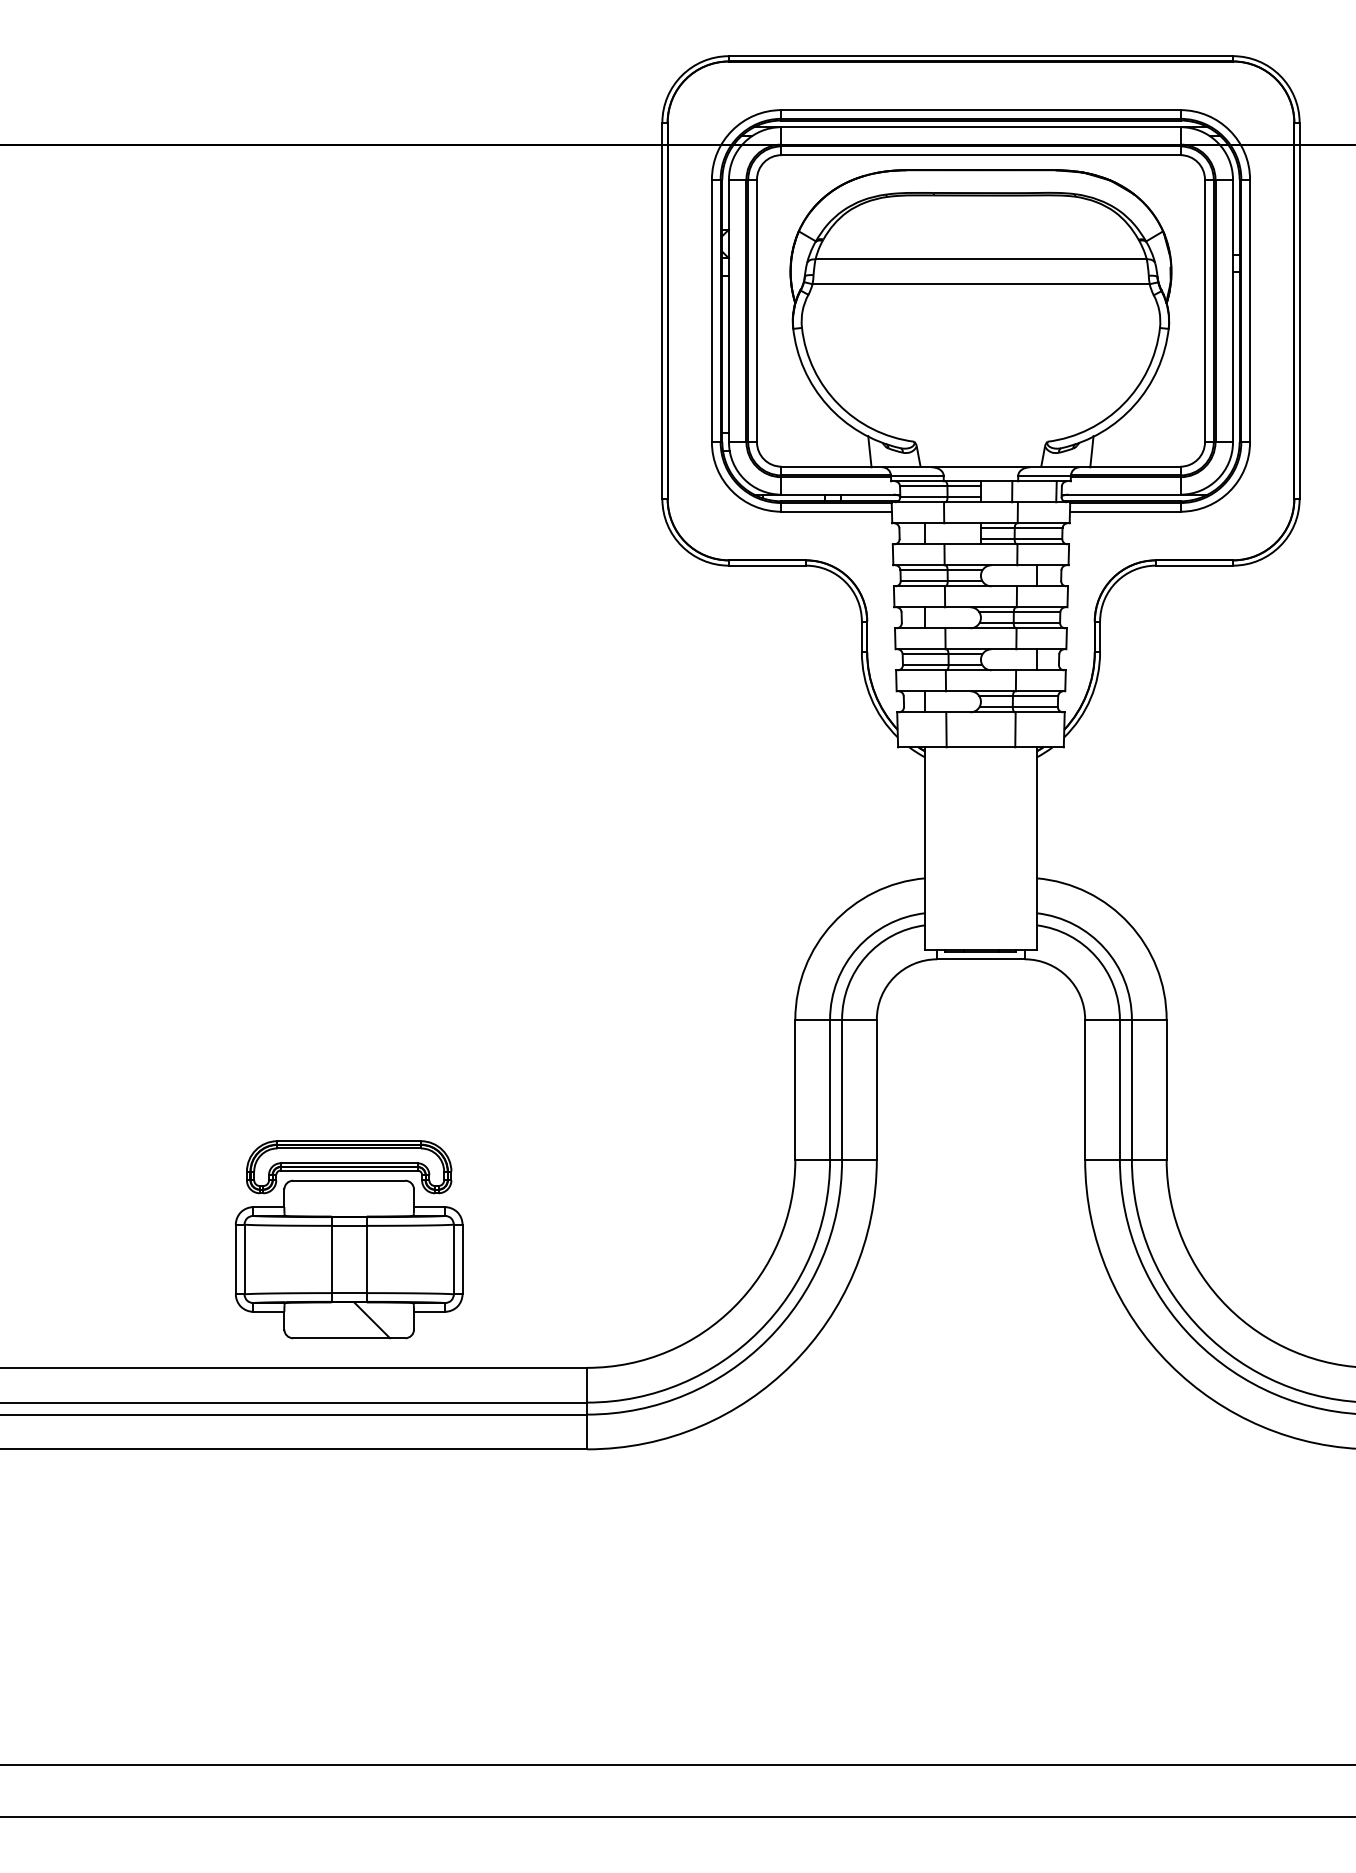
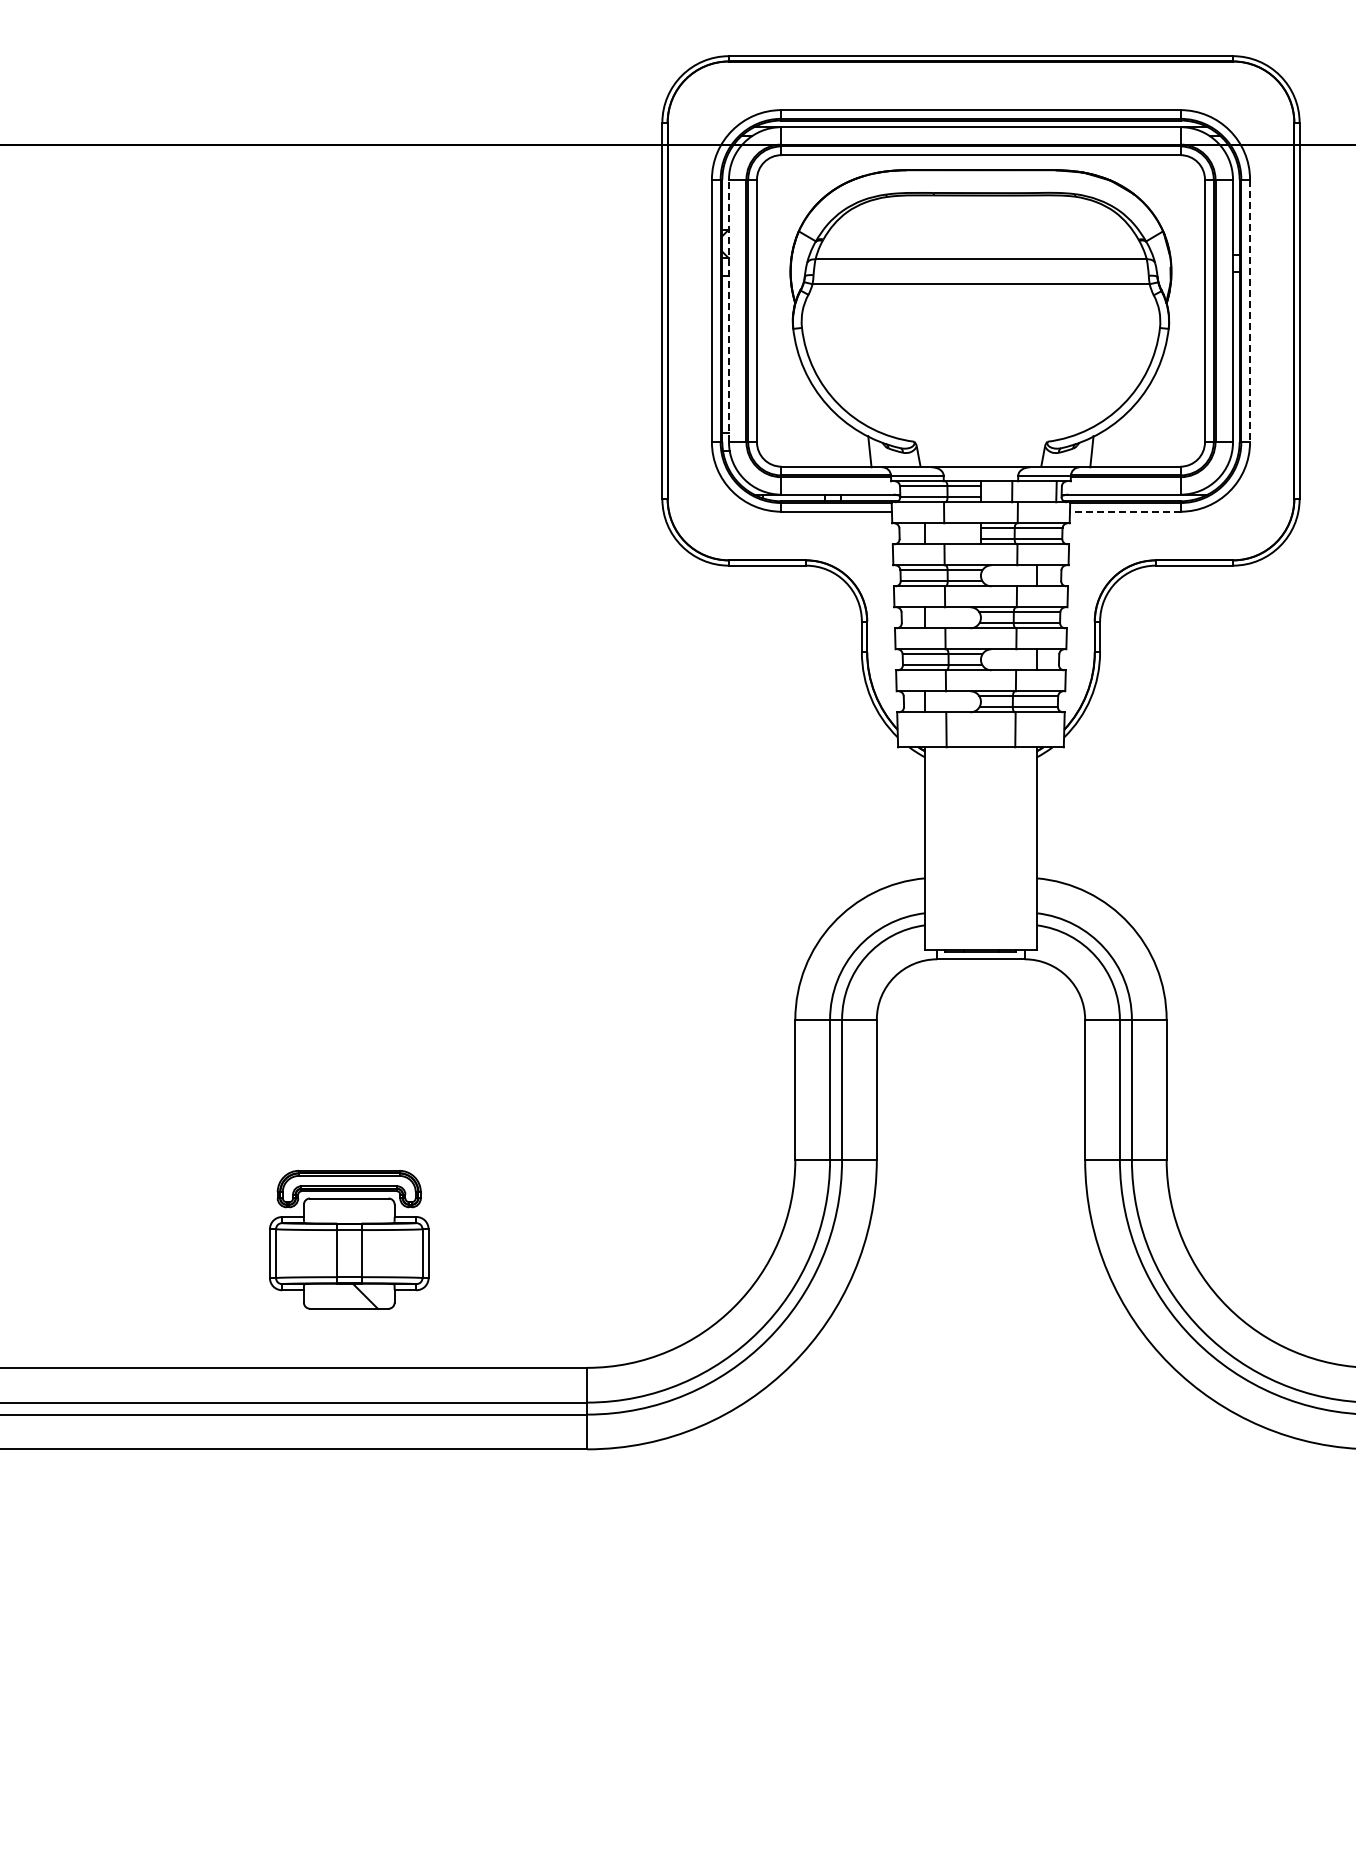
line: solid -> dashed (728, 310)
line: solid -> dashed (1250, 311)
line: solid -> dashed (1124, 511)
part size: 229x200 px -> 161x140 px (349, 1239)
line: present -> none (677, 1764)
line: present -> none (677, 1816)
